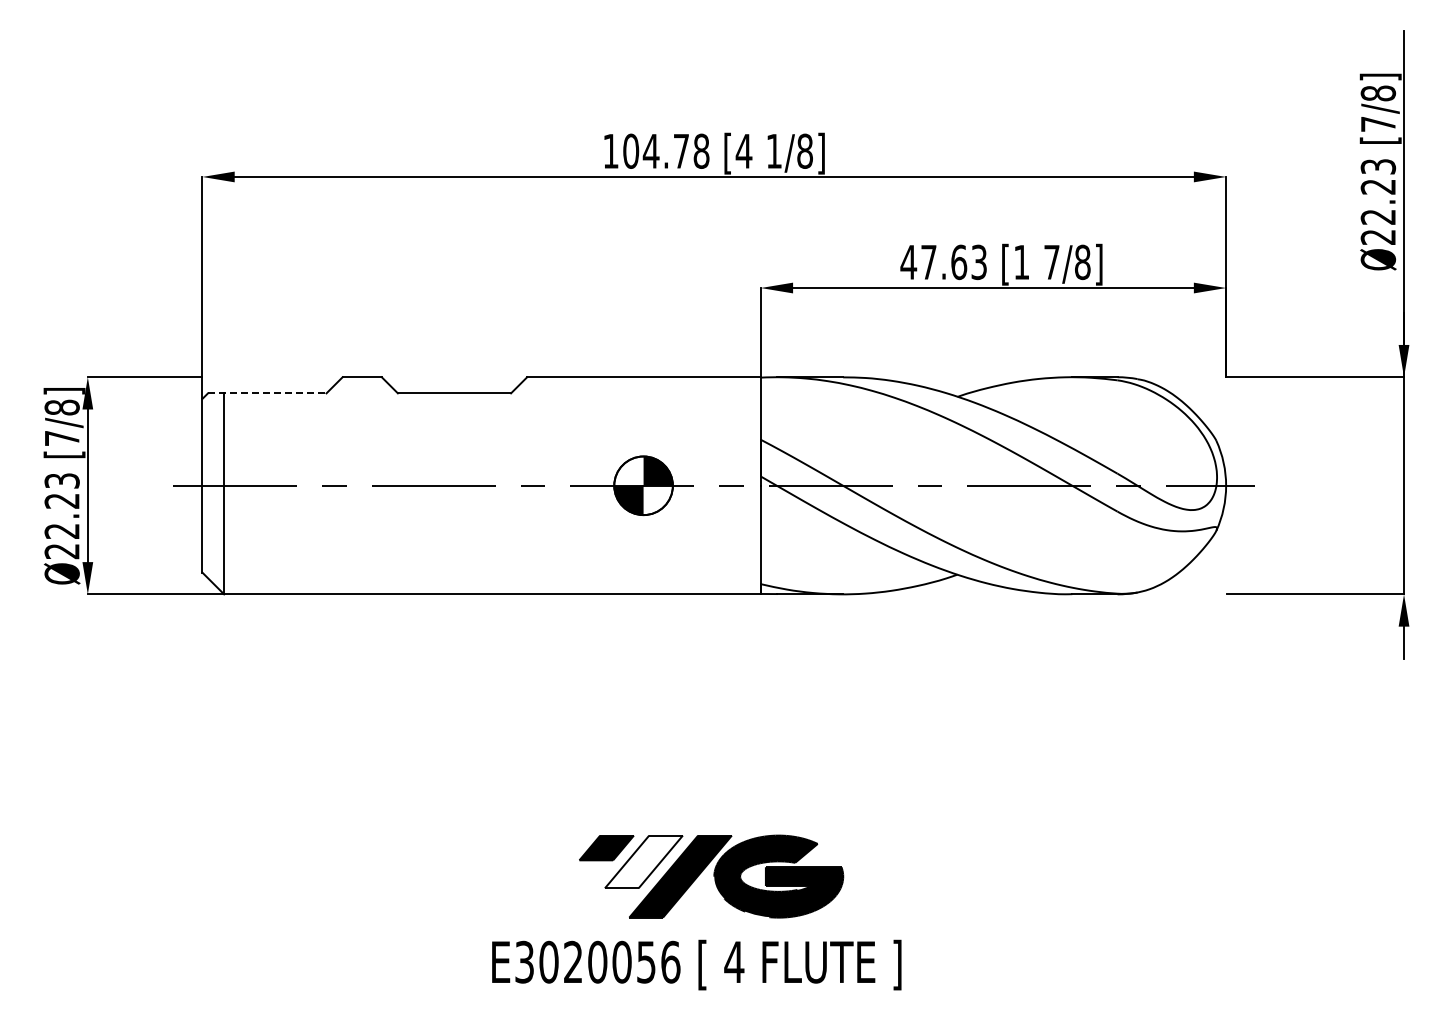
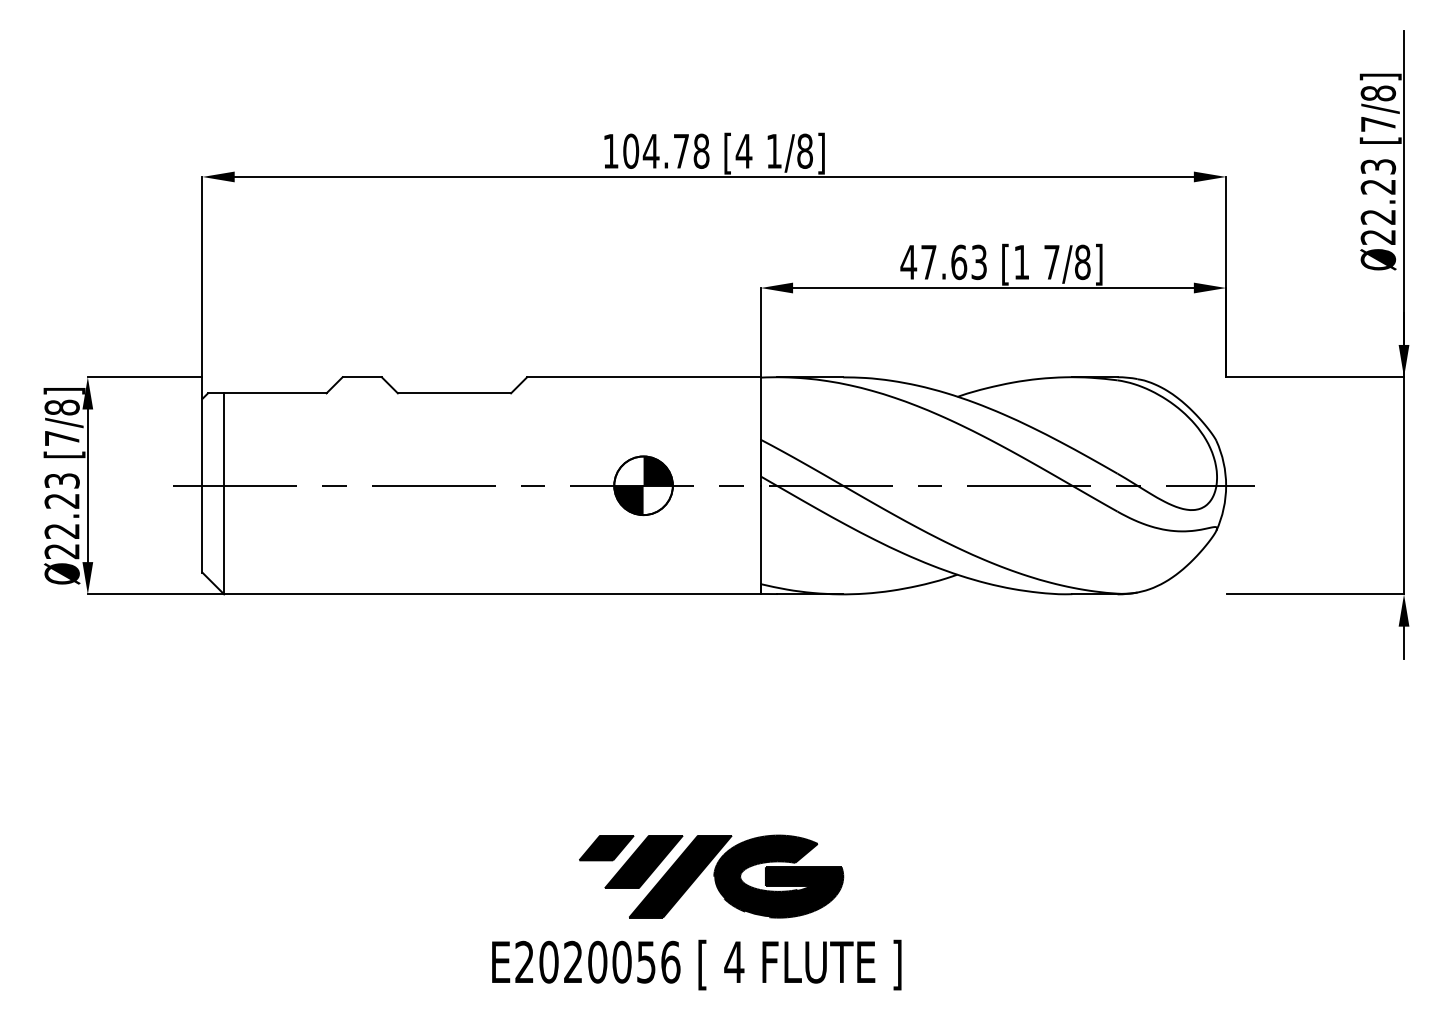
line: dashed -> solid (267, 393)
fill: none -> present (643, 861)
text: E3020056 -> E2020056 (524, 962)
